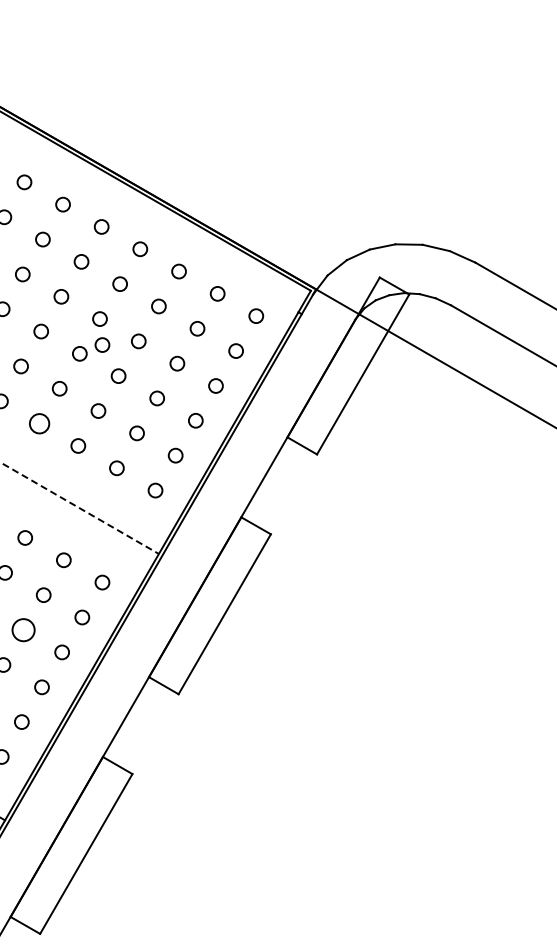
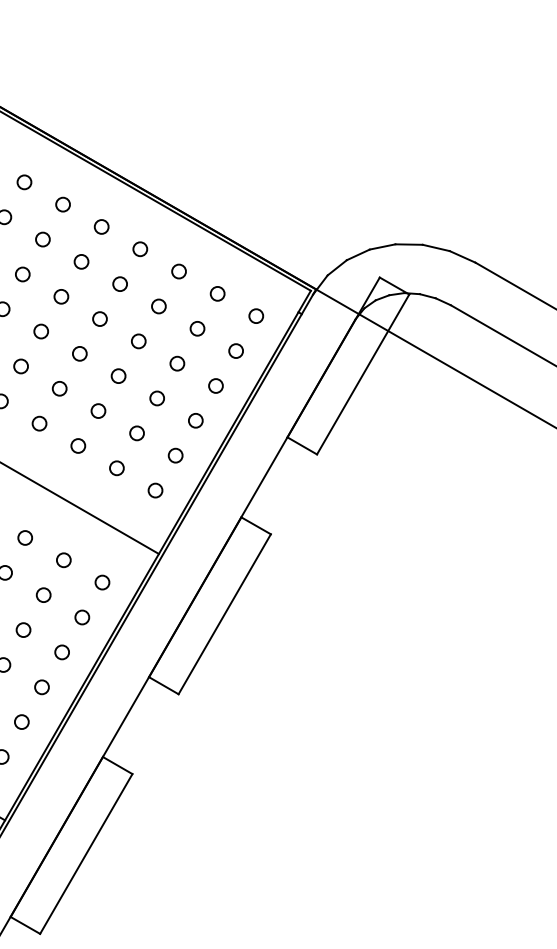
circle: present -> none (102, 344)
circle size: 22x22 px -> 17x17 px (39, 423)
line: dashed -> solid (80, 508)
circle size: 25x25 px -> 17x16 px (23, 629)
